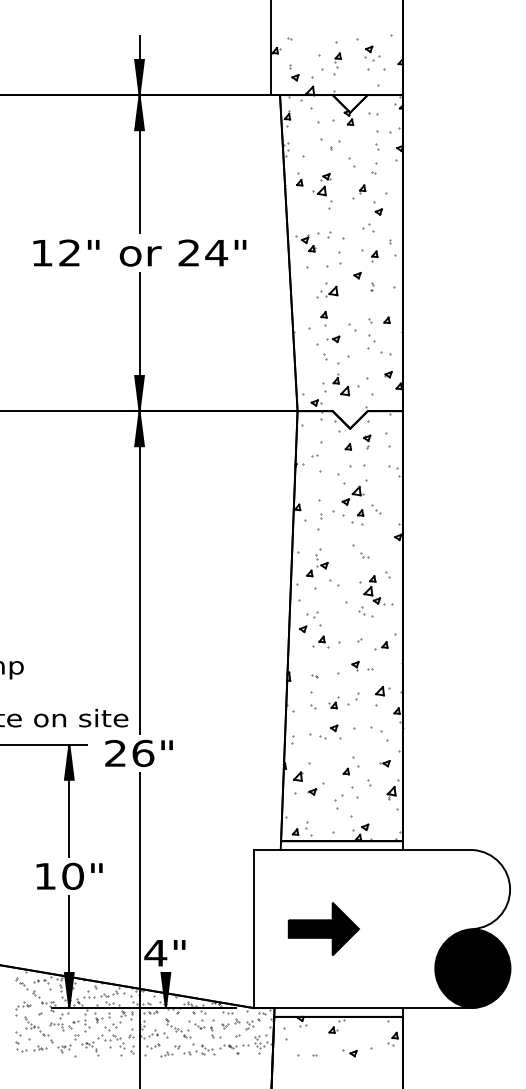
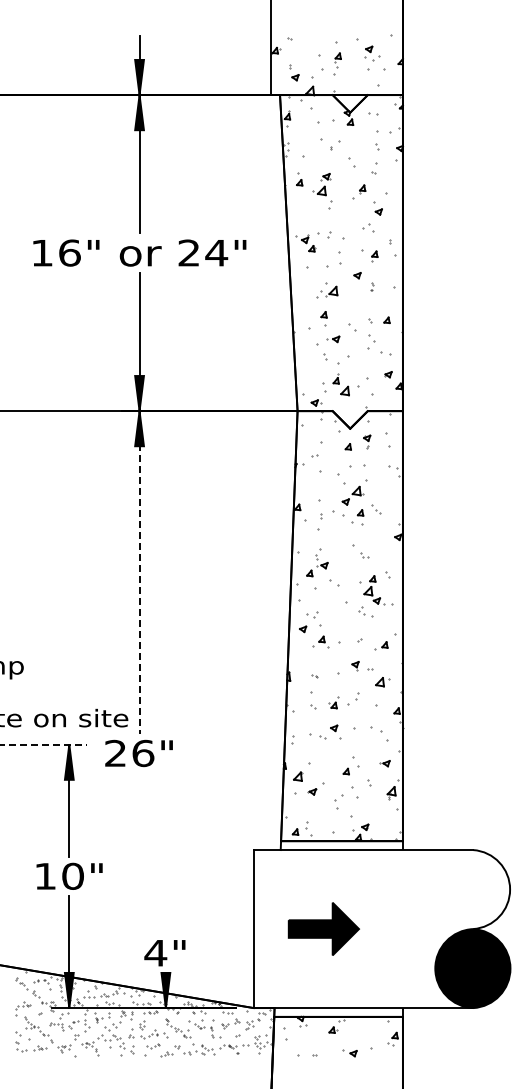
text: 12" -> 16" (69, 252)
line: solid -> dashed (139, 572)
part position: (382, 691) -> (382, 682) (382, 682)
line: solid -> dashed (43, 744)
line: present -> none (139, 929)
